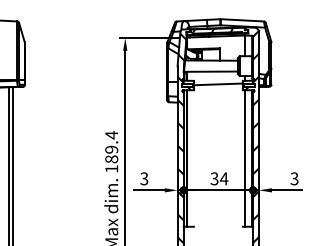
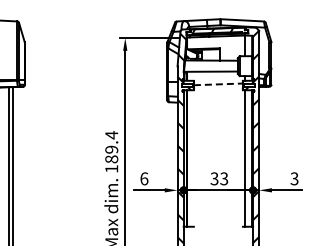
line: solid -> dashed (218, 84)
text: 3 -> 6 (144, 178)
text: 34 -> 33 (223, 178)
